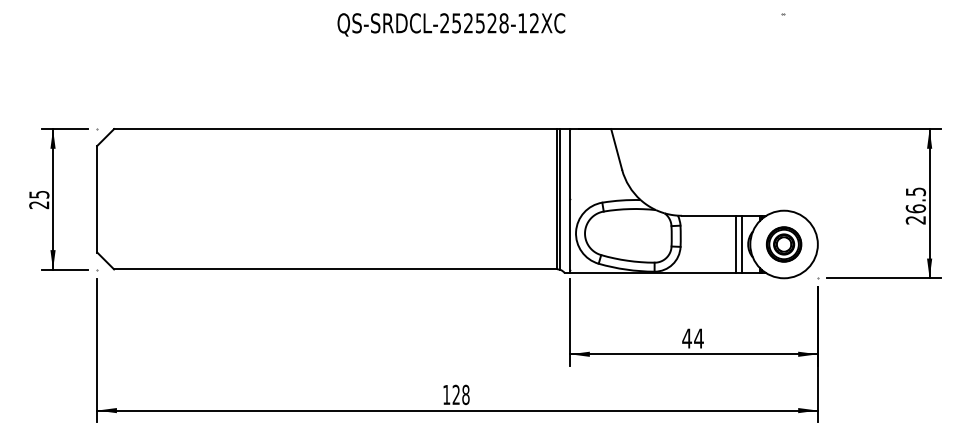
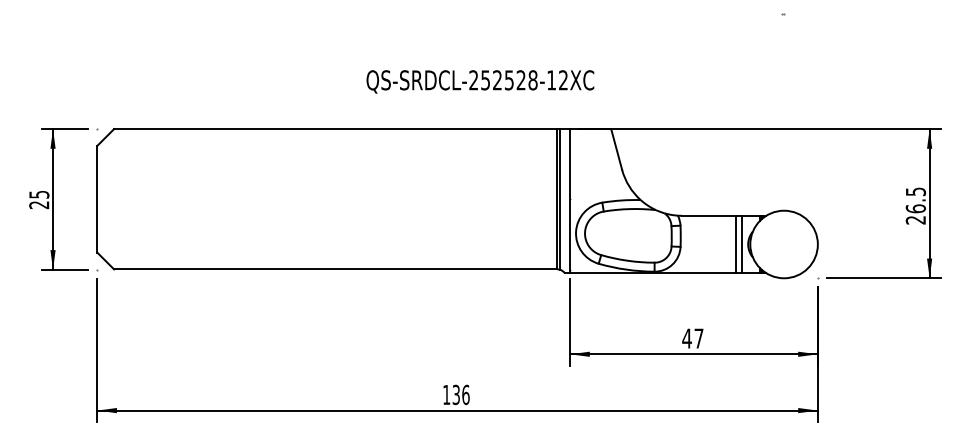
text position: (451, 24) -> (480, 81) (480, 81)
part: present -> none (783, 244)
text: 44 -> 47 (698, 338)
text: 128 -> 136 (460, 394)
